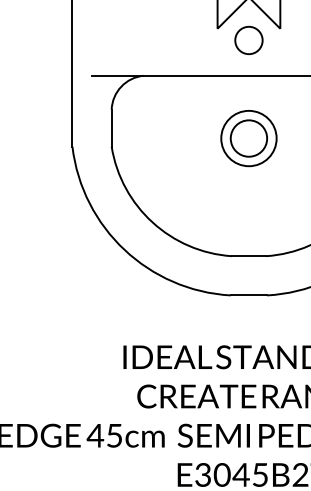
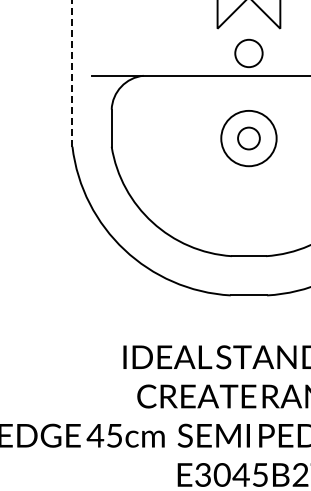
circle position: (248, 40) -> (248, 53) (248, 53)
line: solid -> dashed (72, 73)
circle diameter: 36 px -> 22 px (248, 138)
